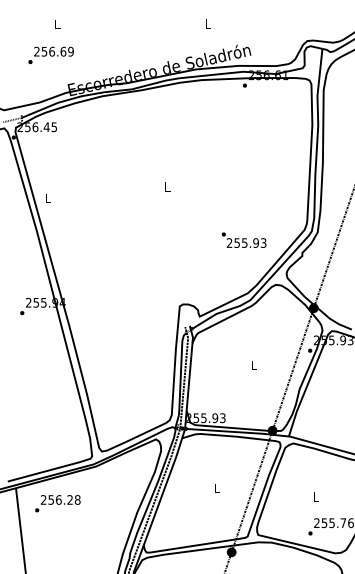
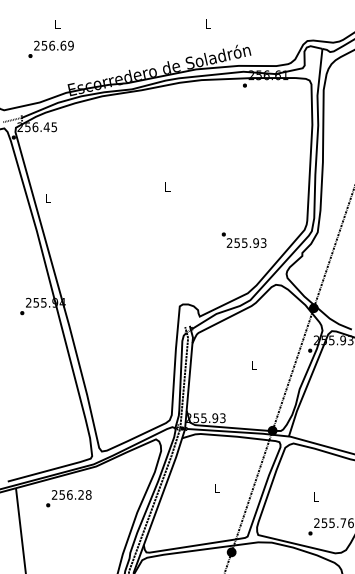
text position: (50, 54) -> (50, 48) (50, 48)
text position: (57, 503) -> (68, 498) (68, 498)
